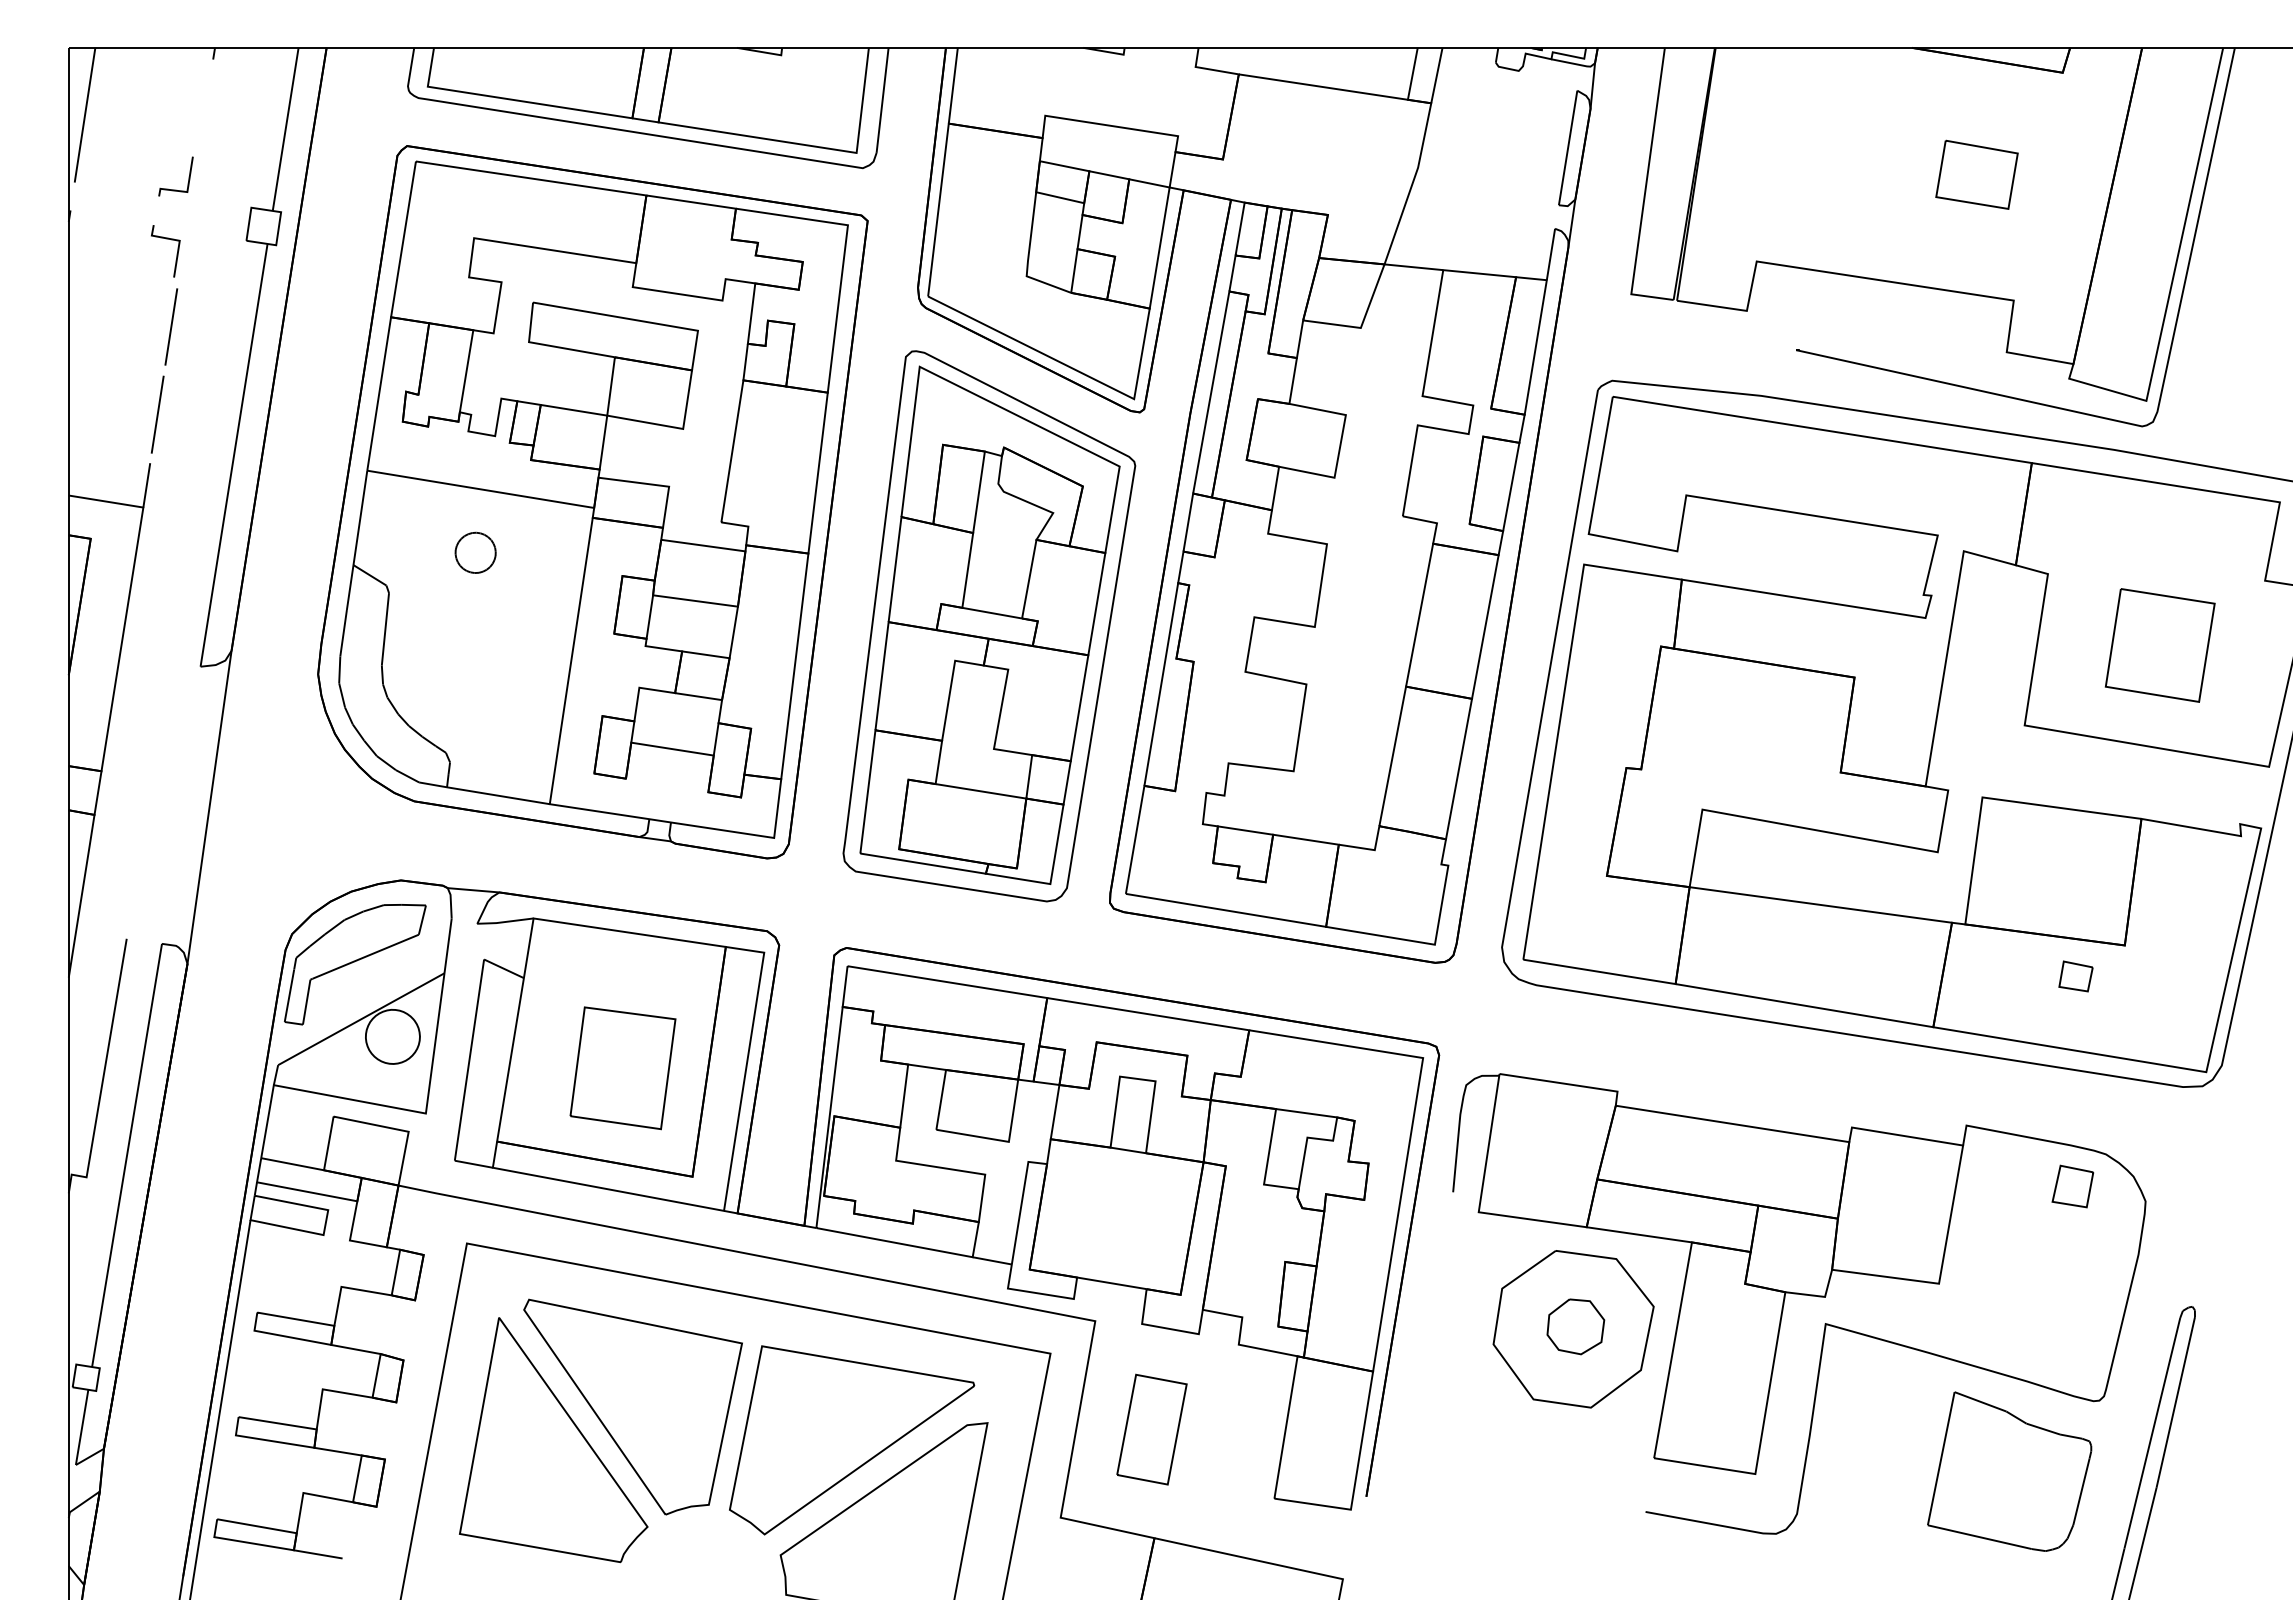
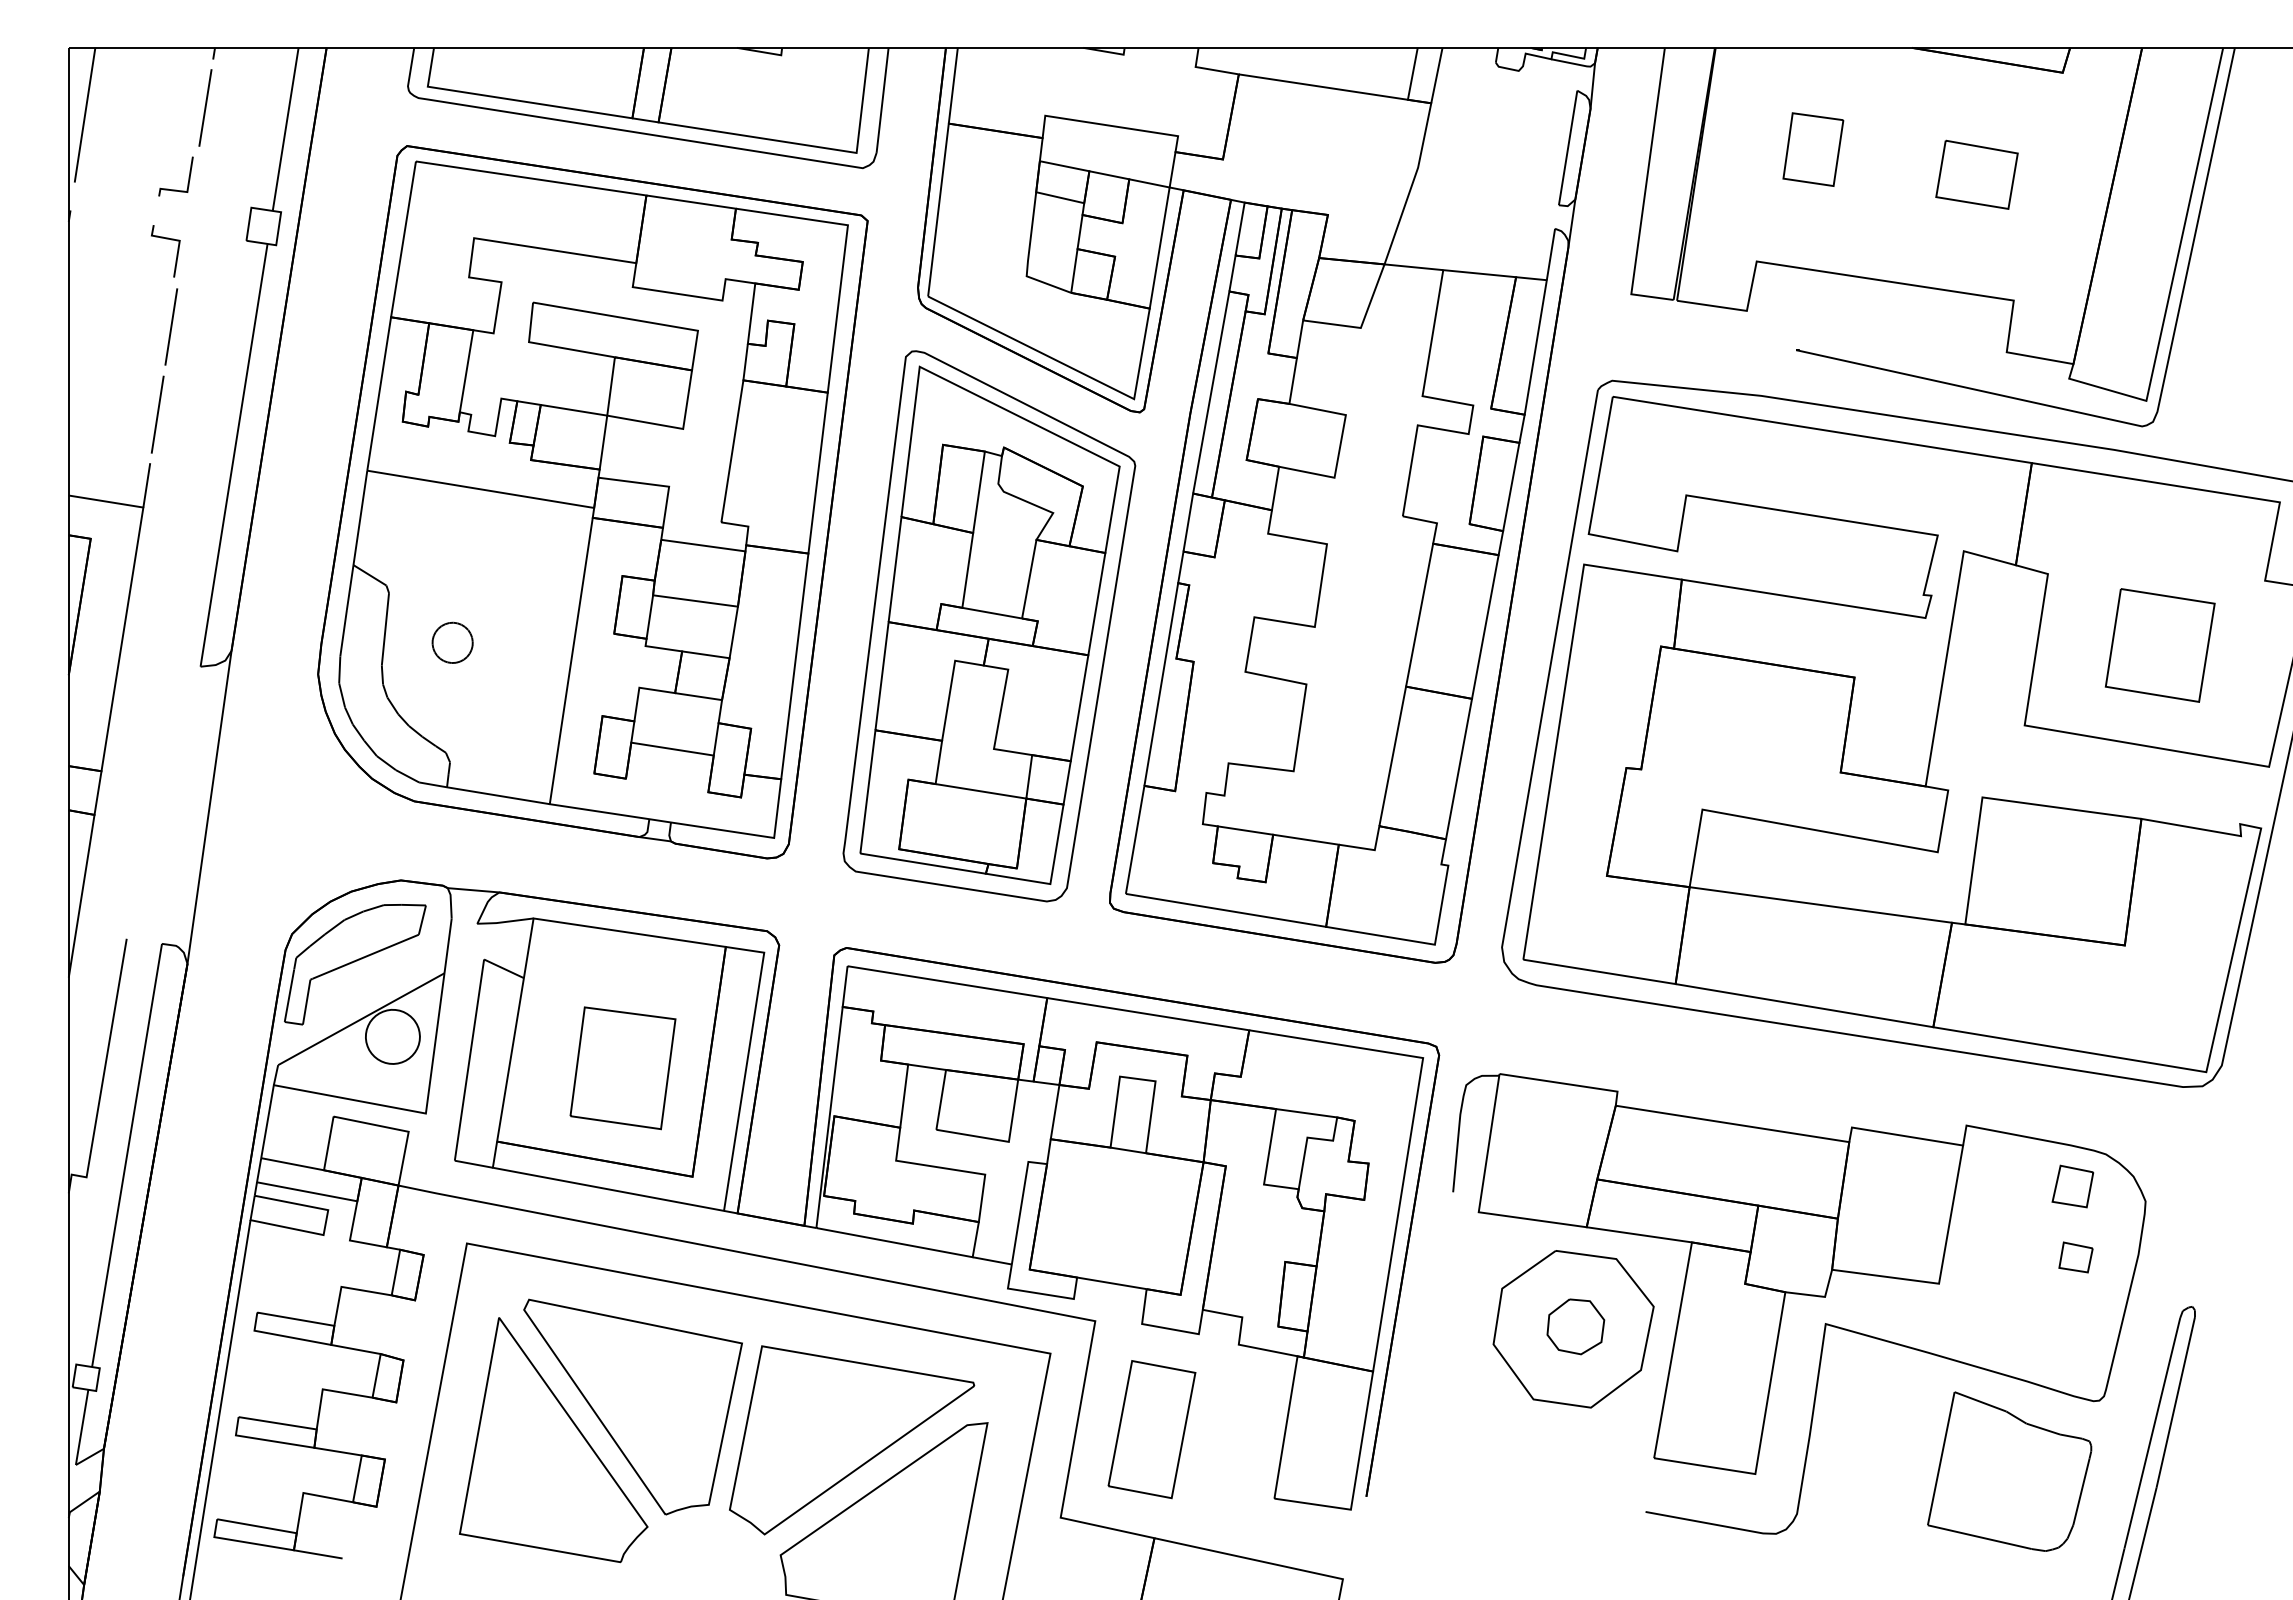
line: none -> present (205, 107)
part: none -> present (1813, 149)
curve position: (466, 536) -> (443, 626) (443, 626)
part position: (2075, 976) -> (2075, 1257) (2075, 1257)
part size: 72x113 px -> 90x140 px (1151, 1429)
